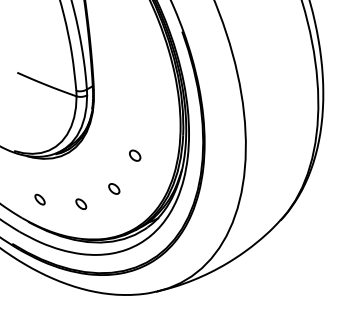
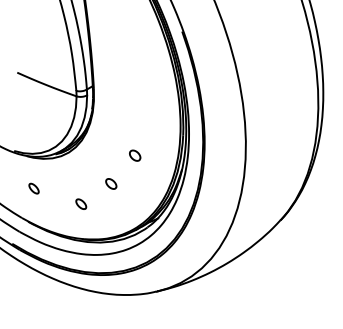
part position: (114, 188) -> (111, 183) (111, 183)
part position: (39, 199) -> (33, 188) (33, 188)
